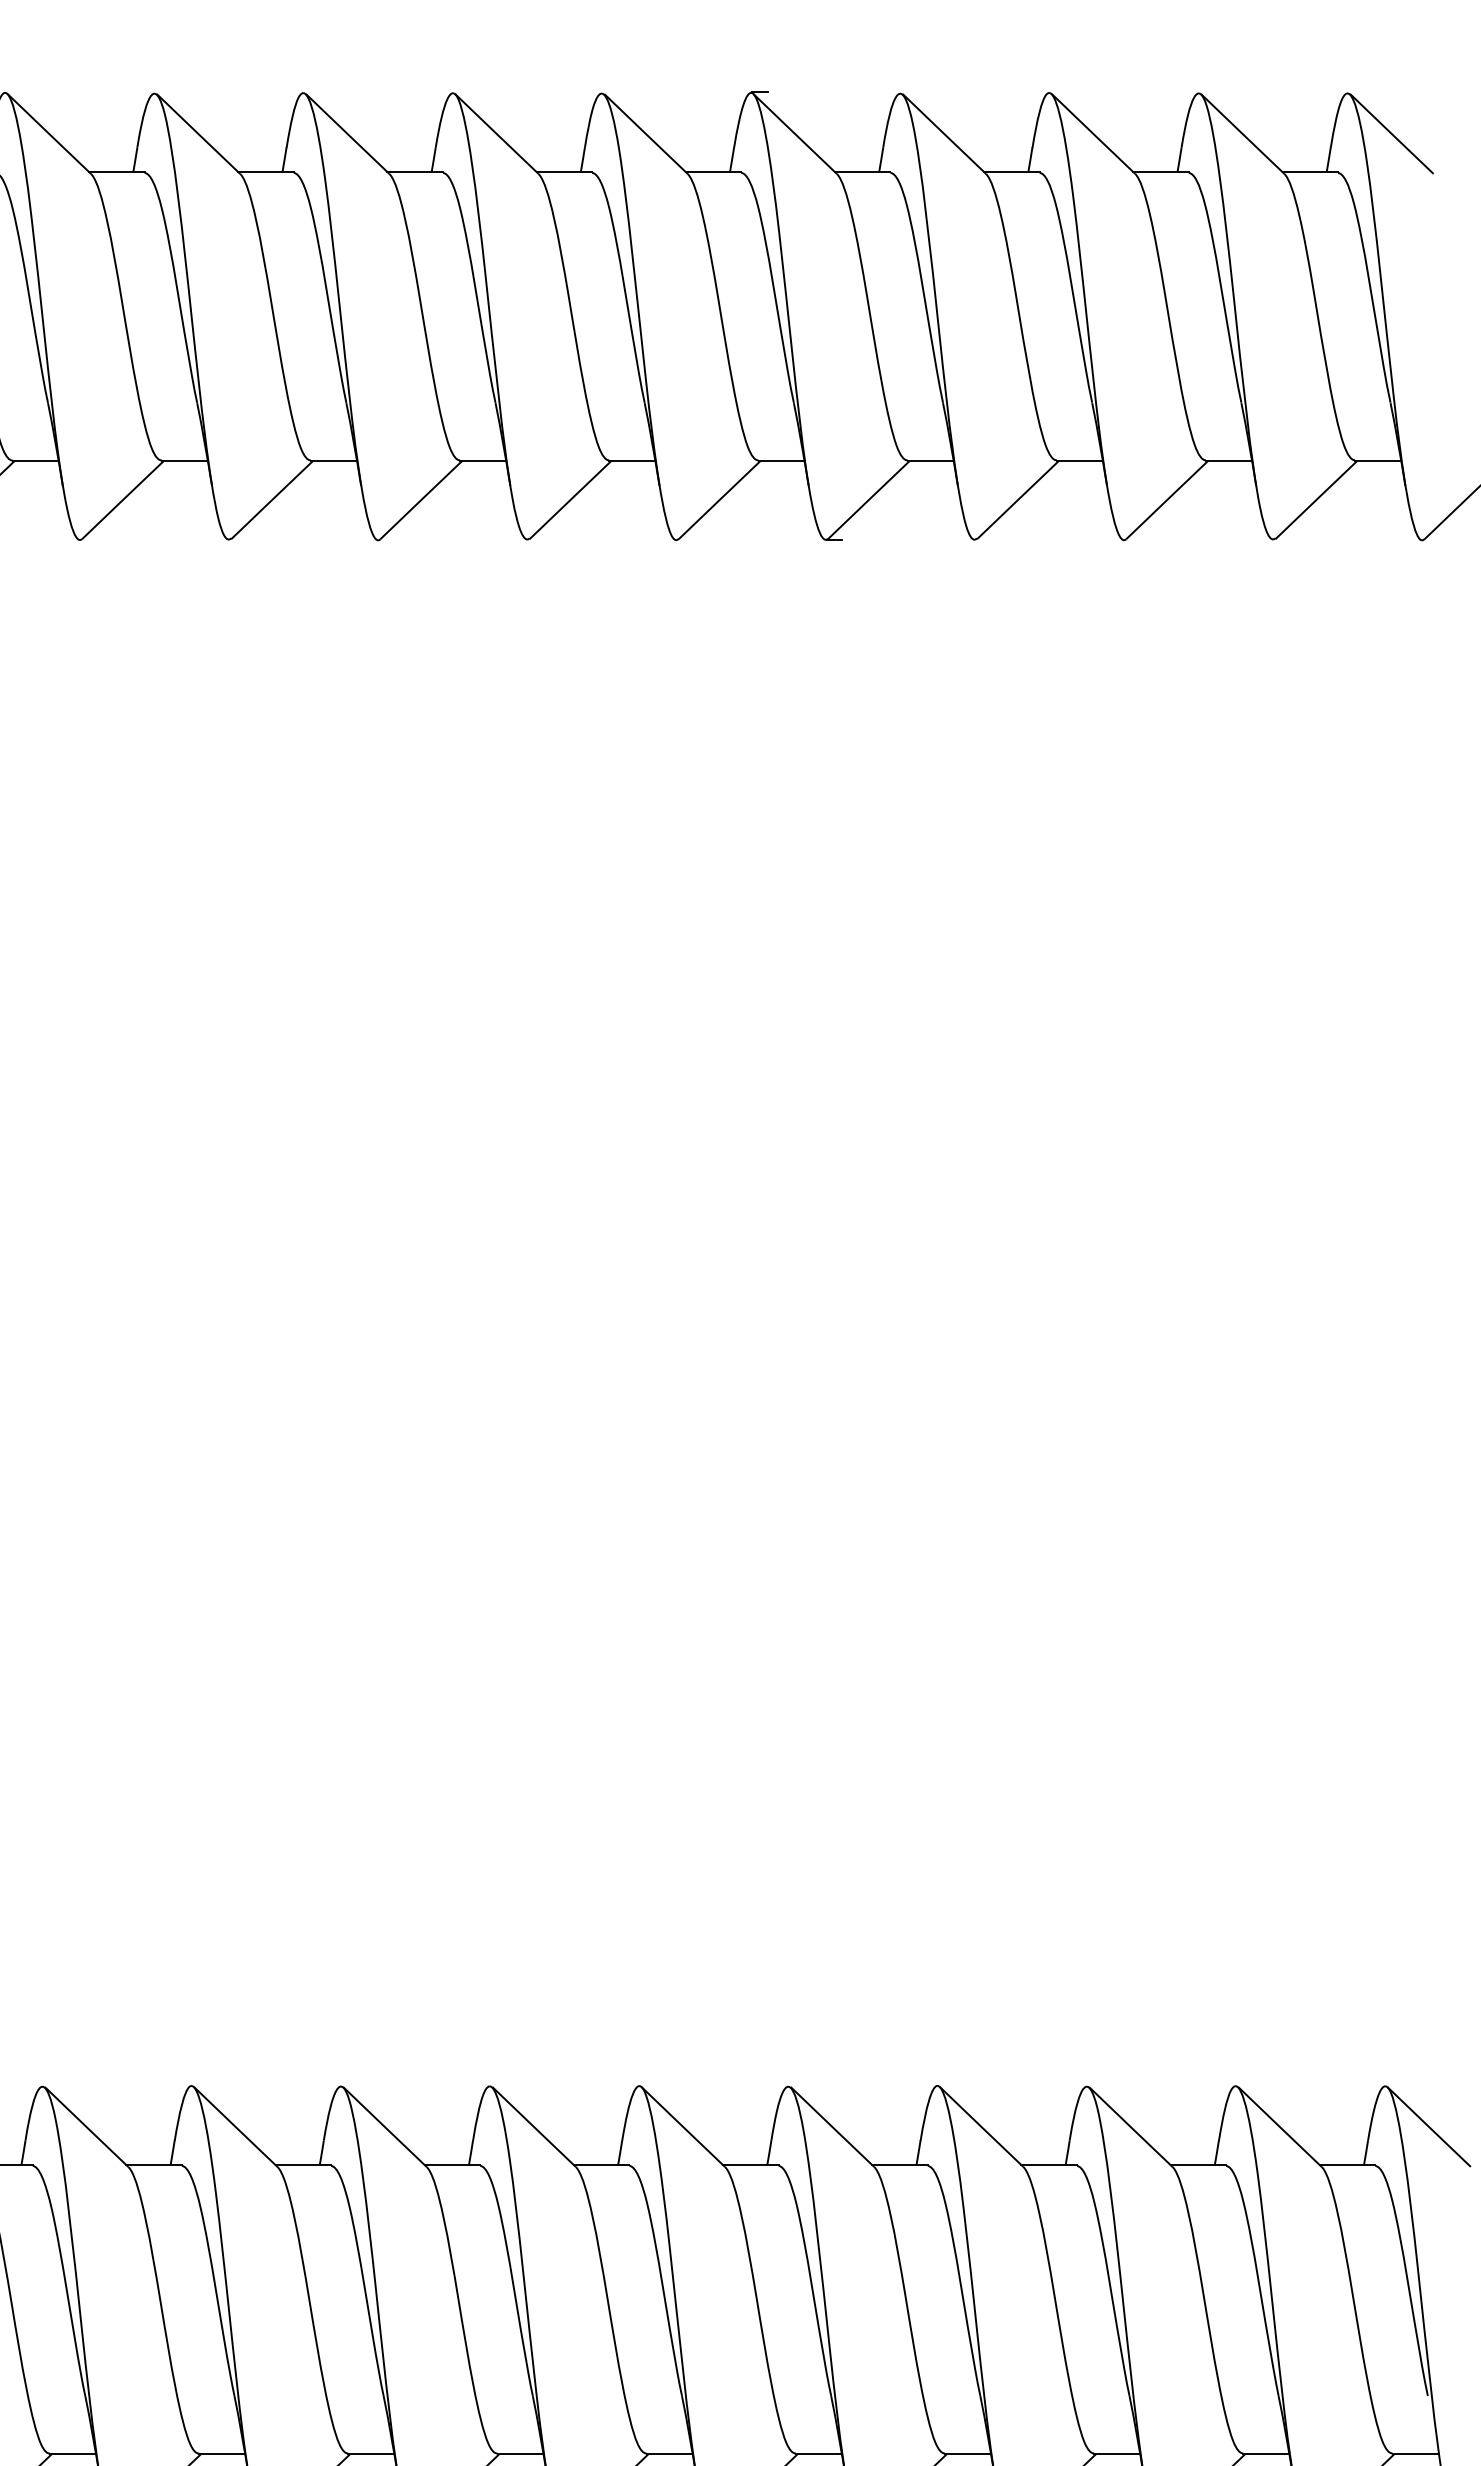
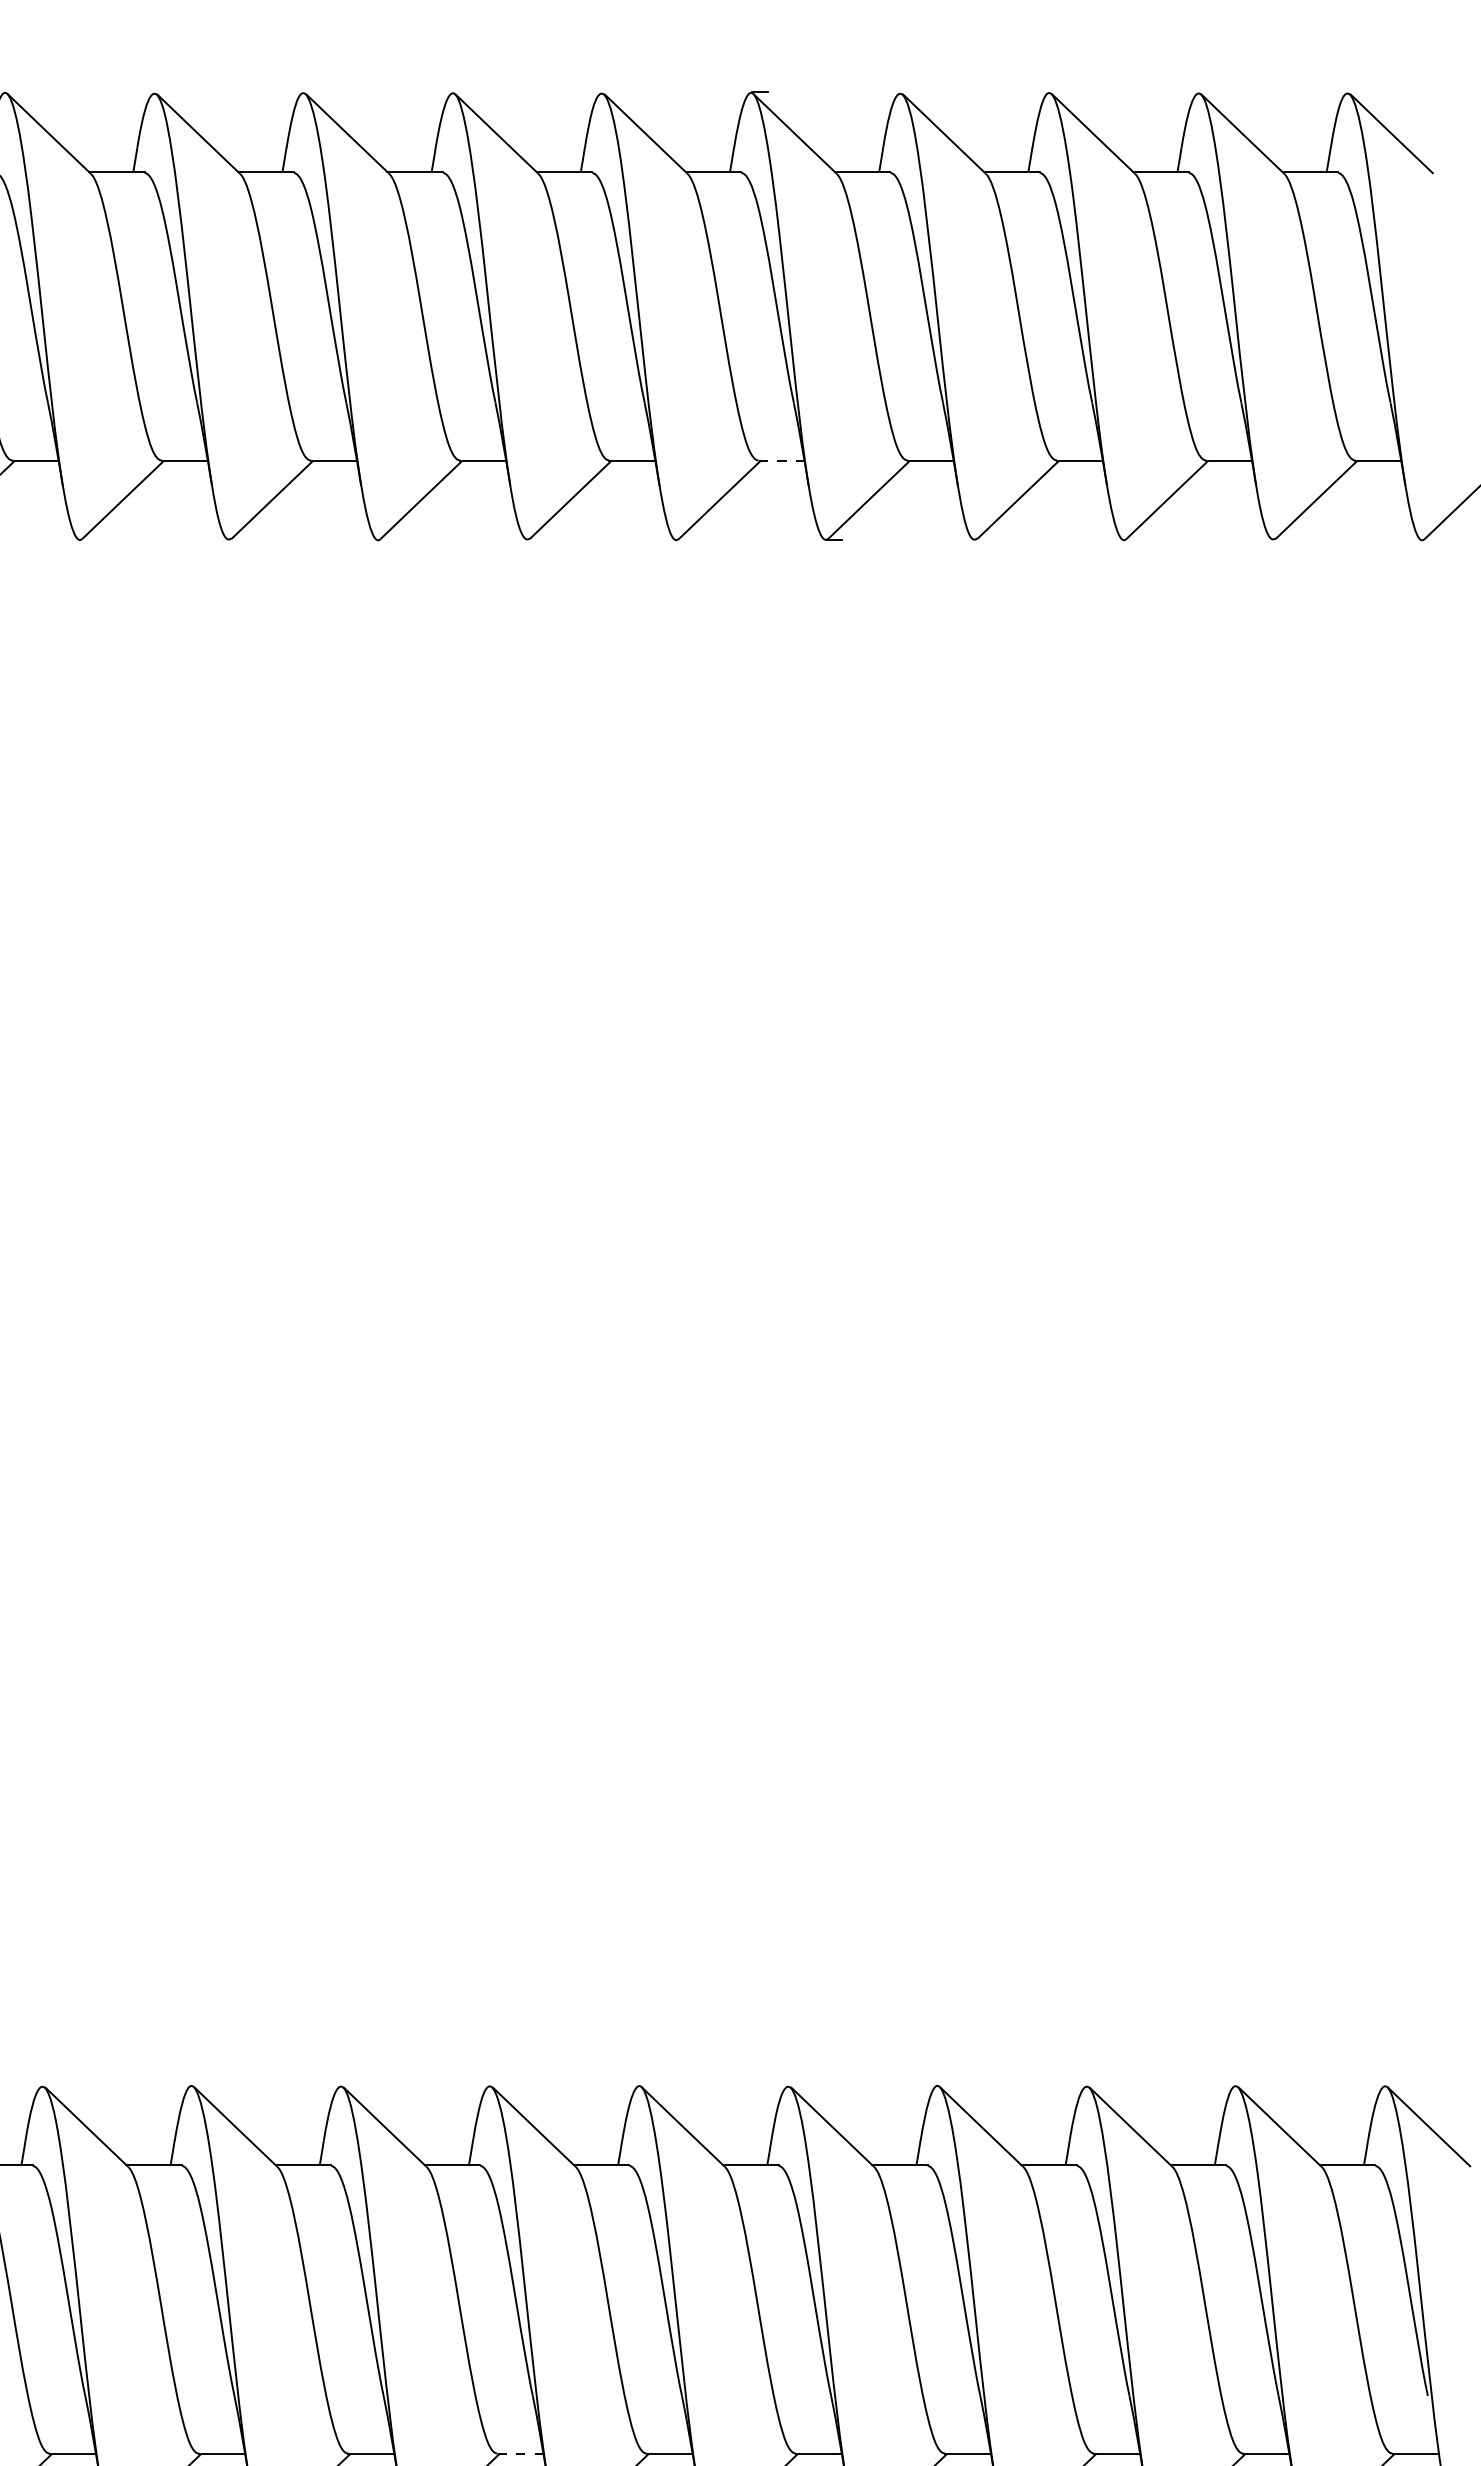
line: solid -> dashed (782, 461)
line: solid -> dashed (521, 2454)
